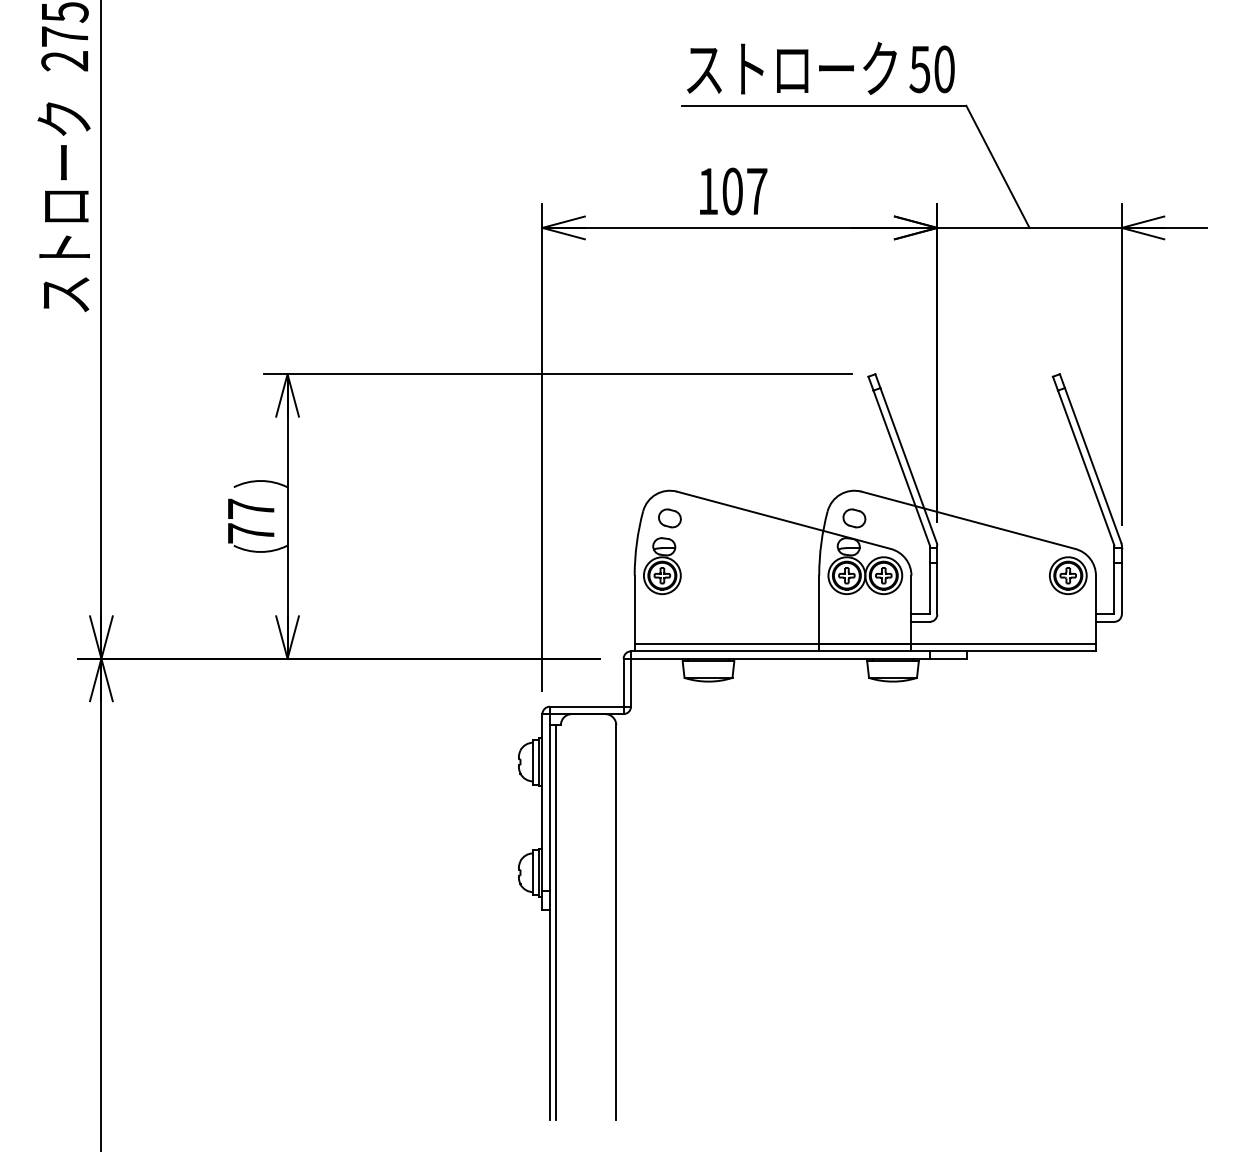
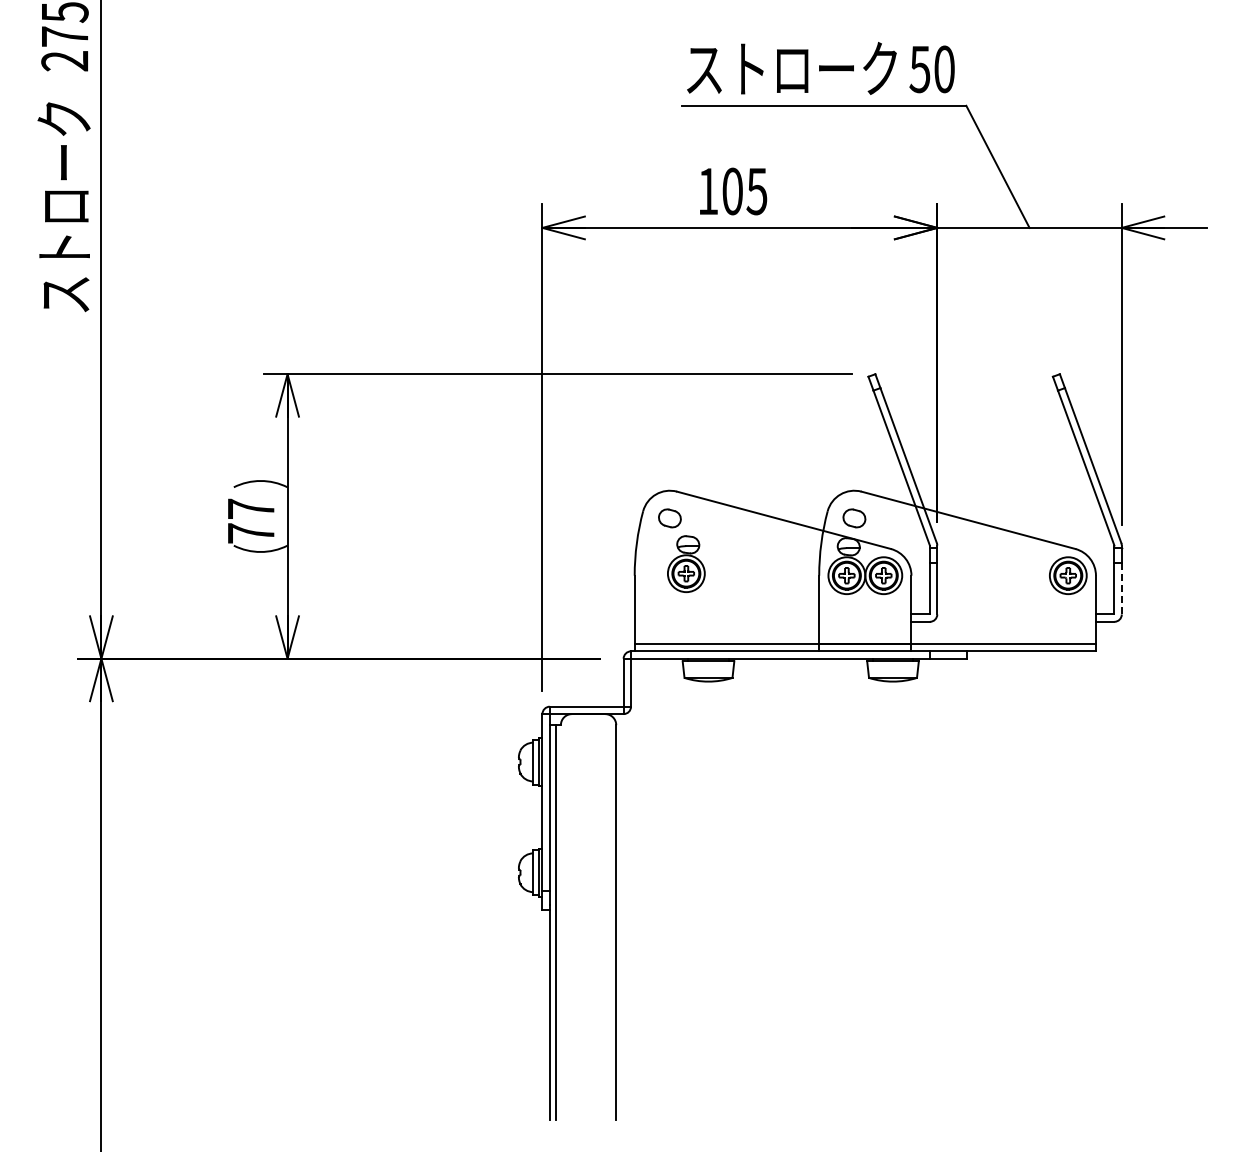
text: 107 -> 105 (756, 191)
part position: (662, 565) -> (686, 563) (686, 563)
line: solid -> dashed (1121, 588)
